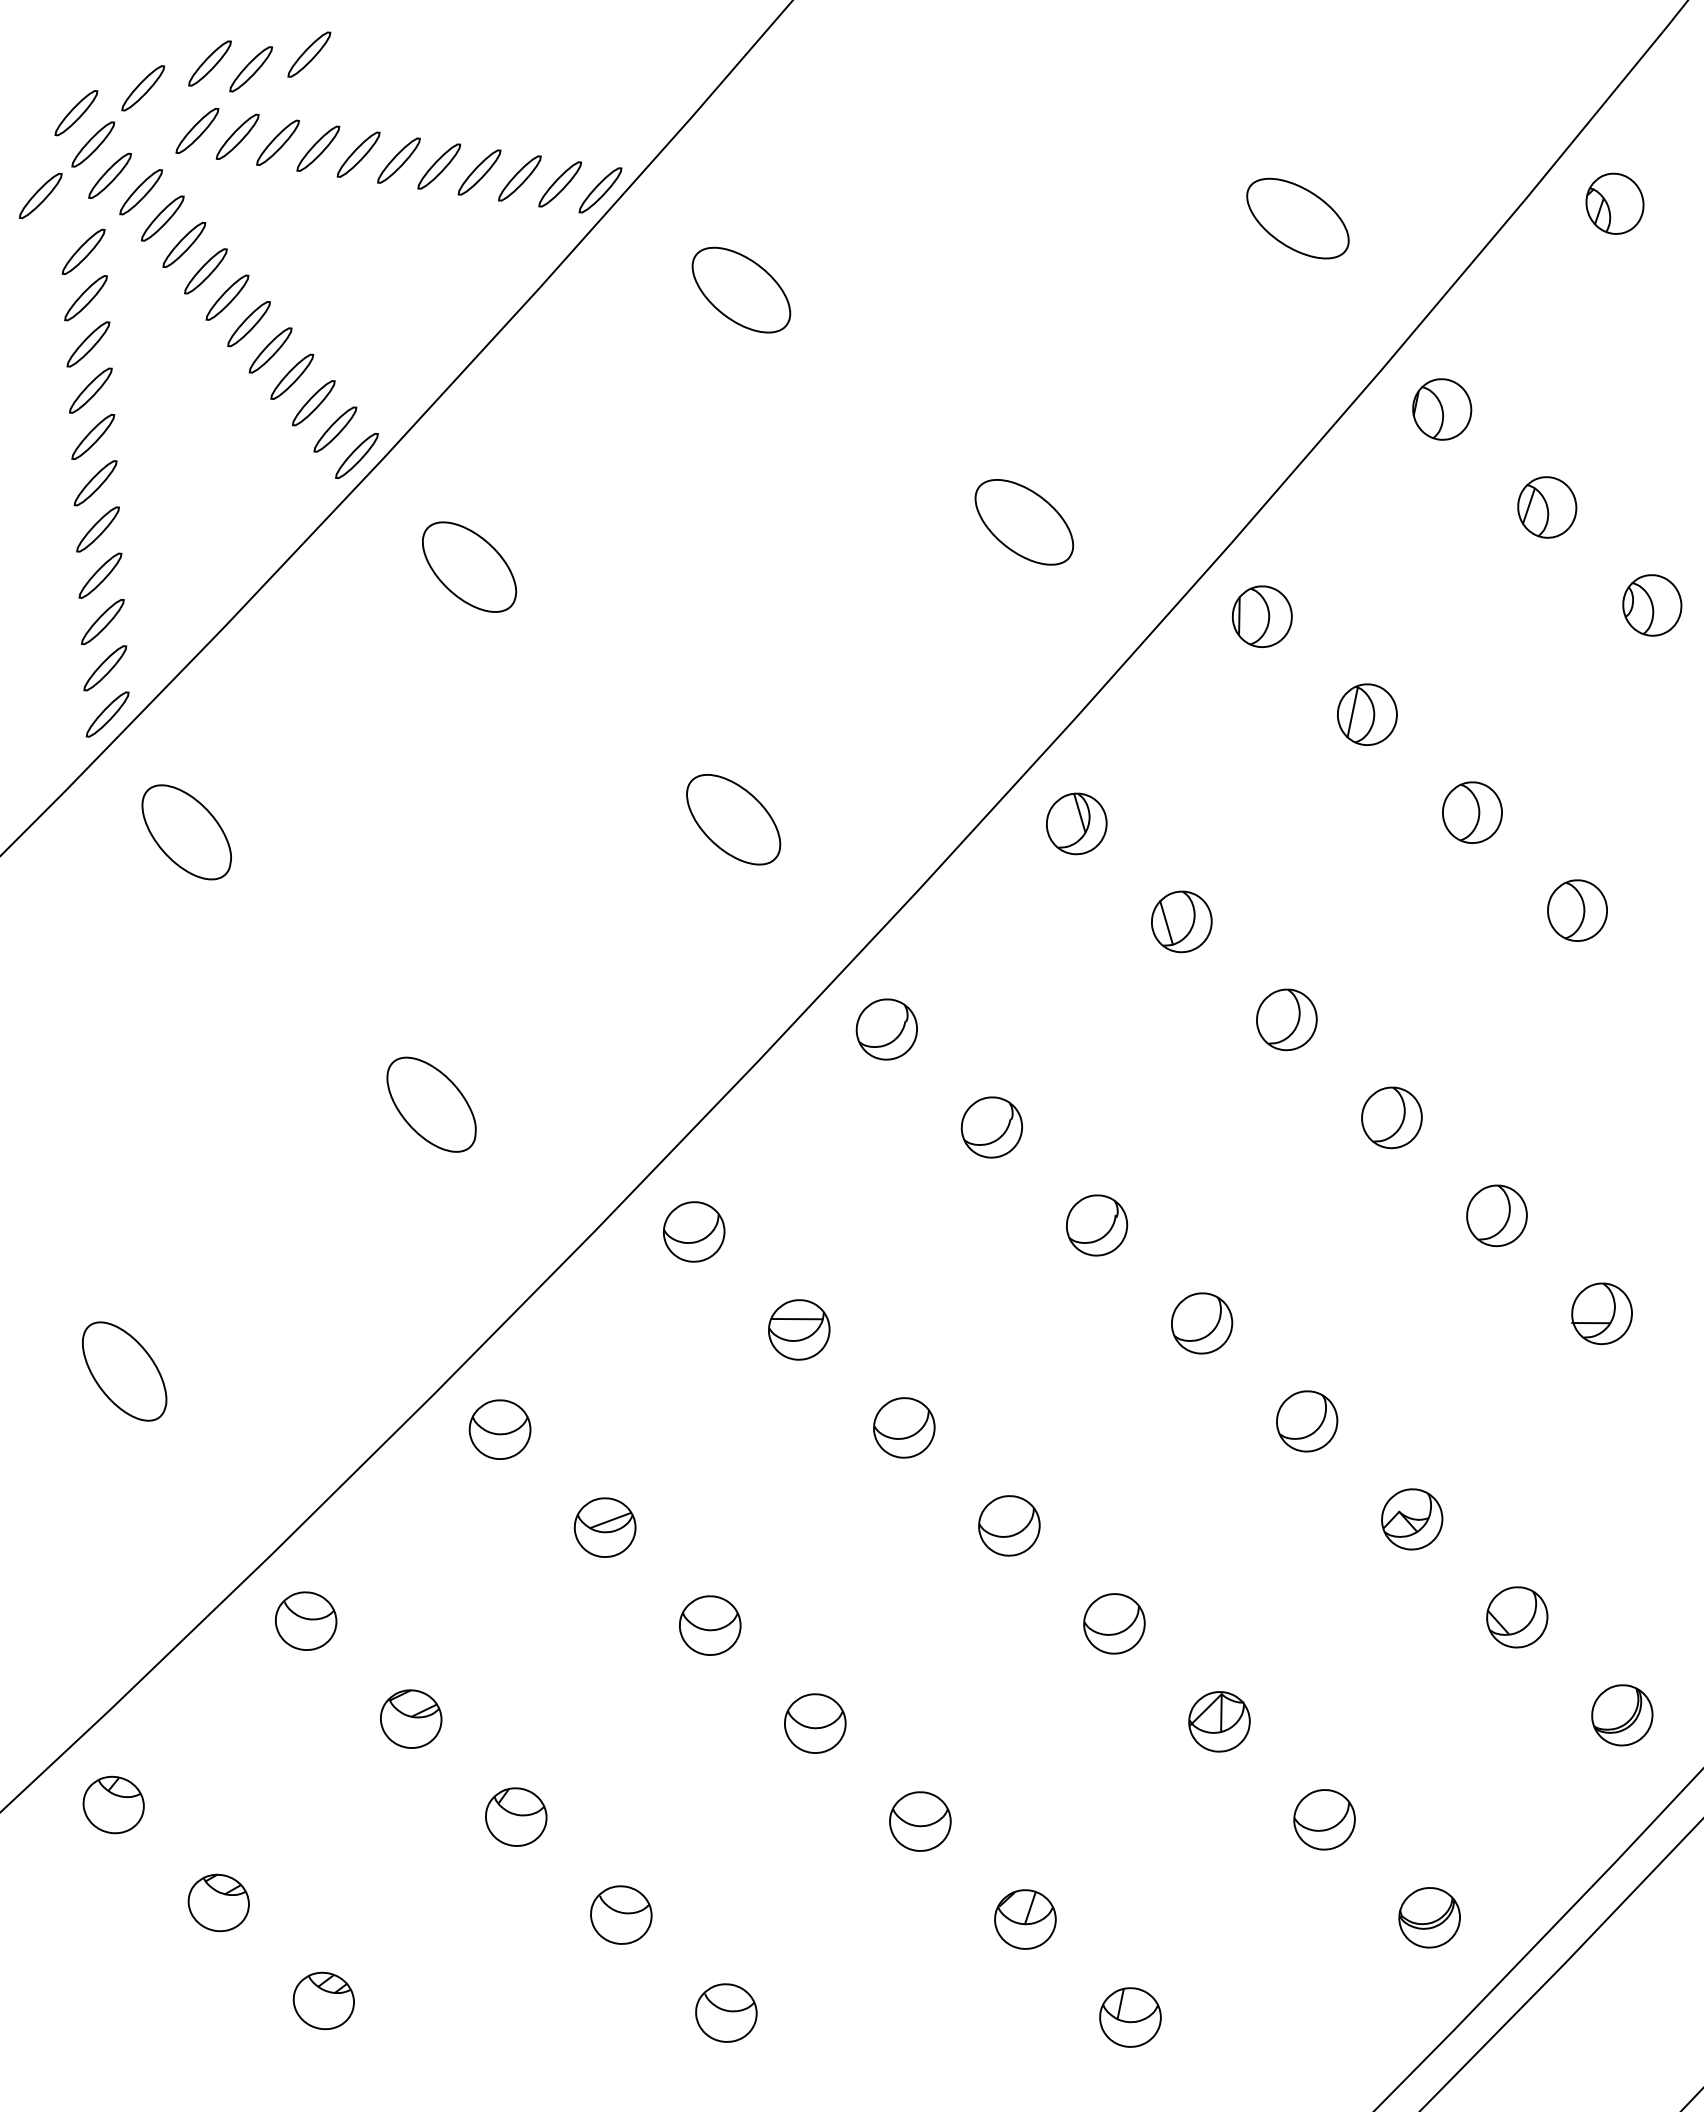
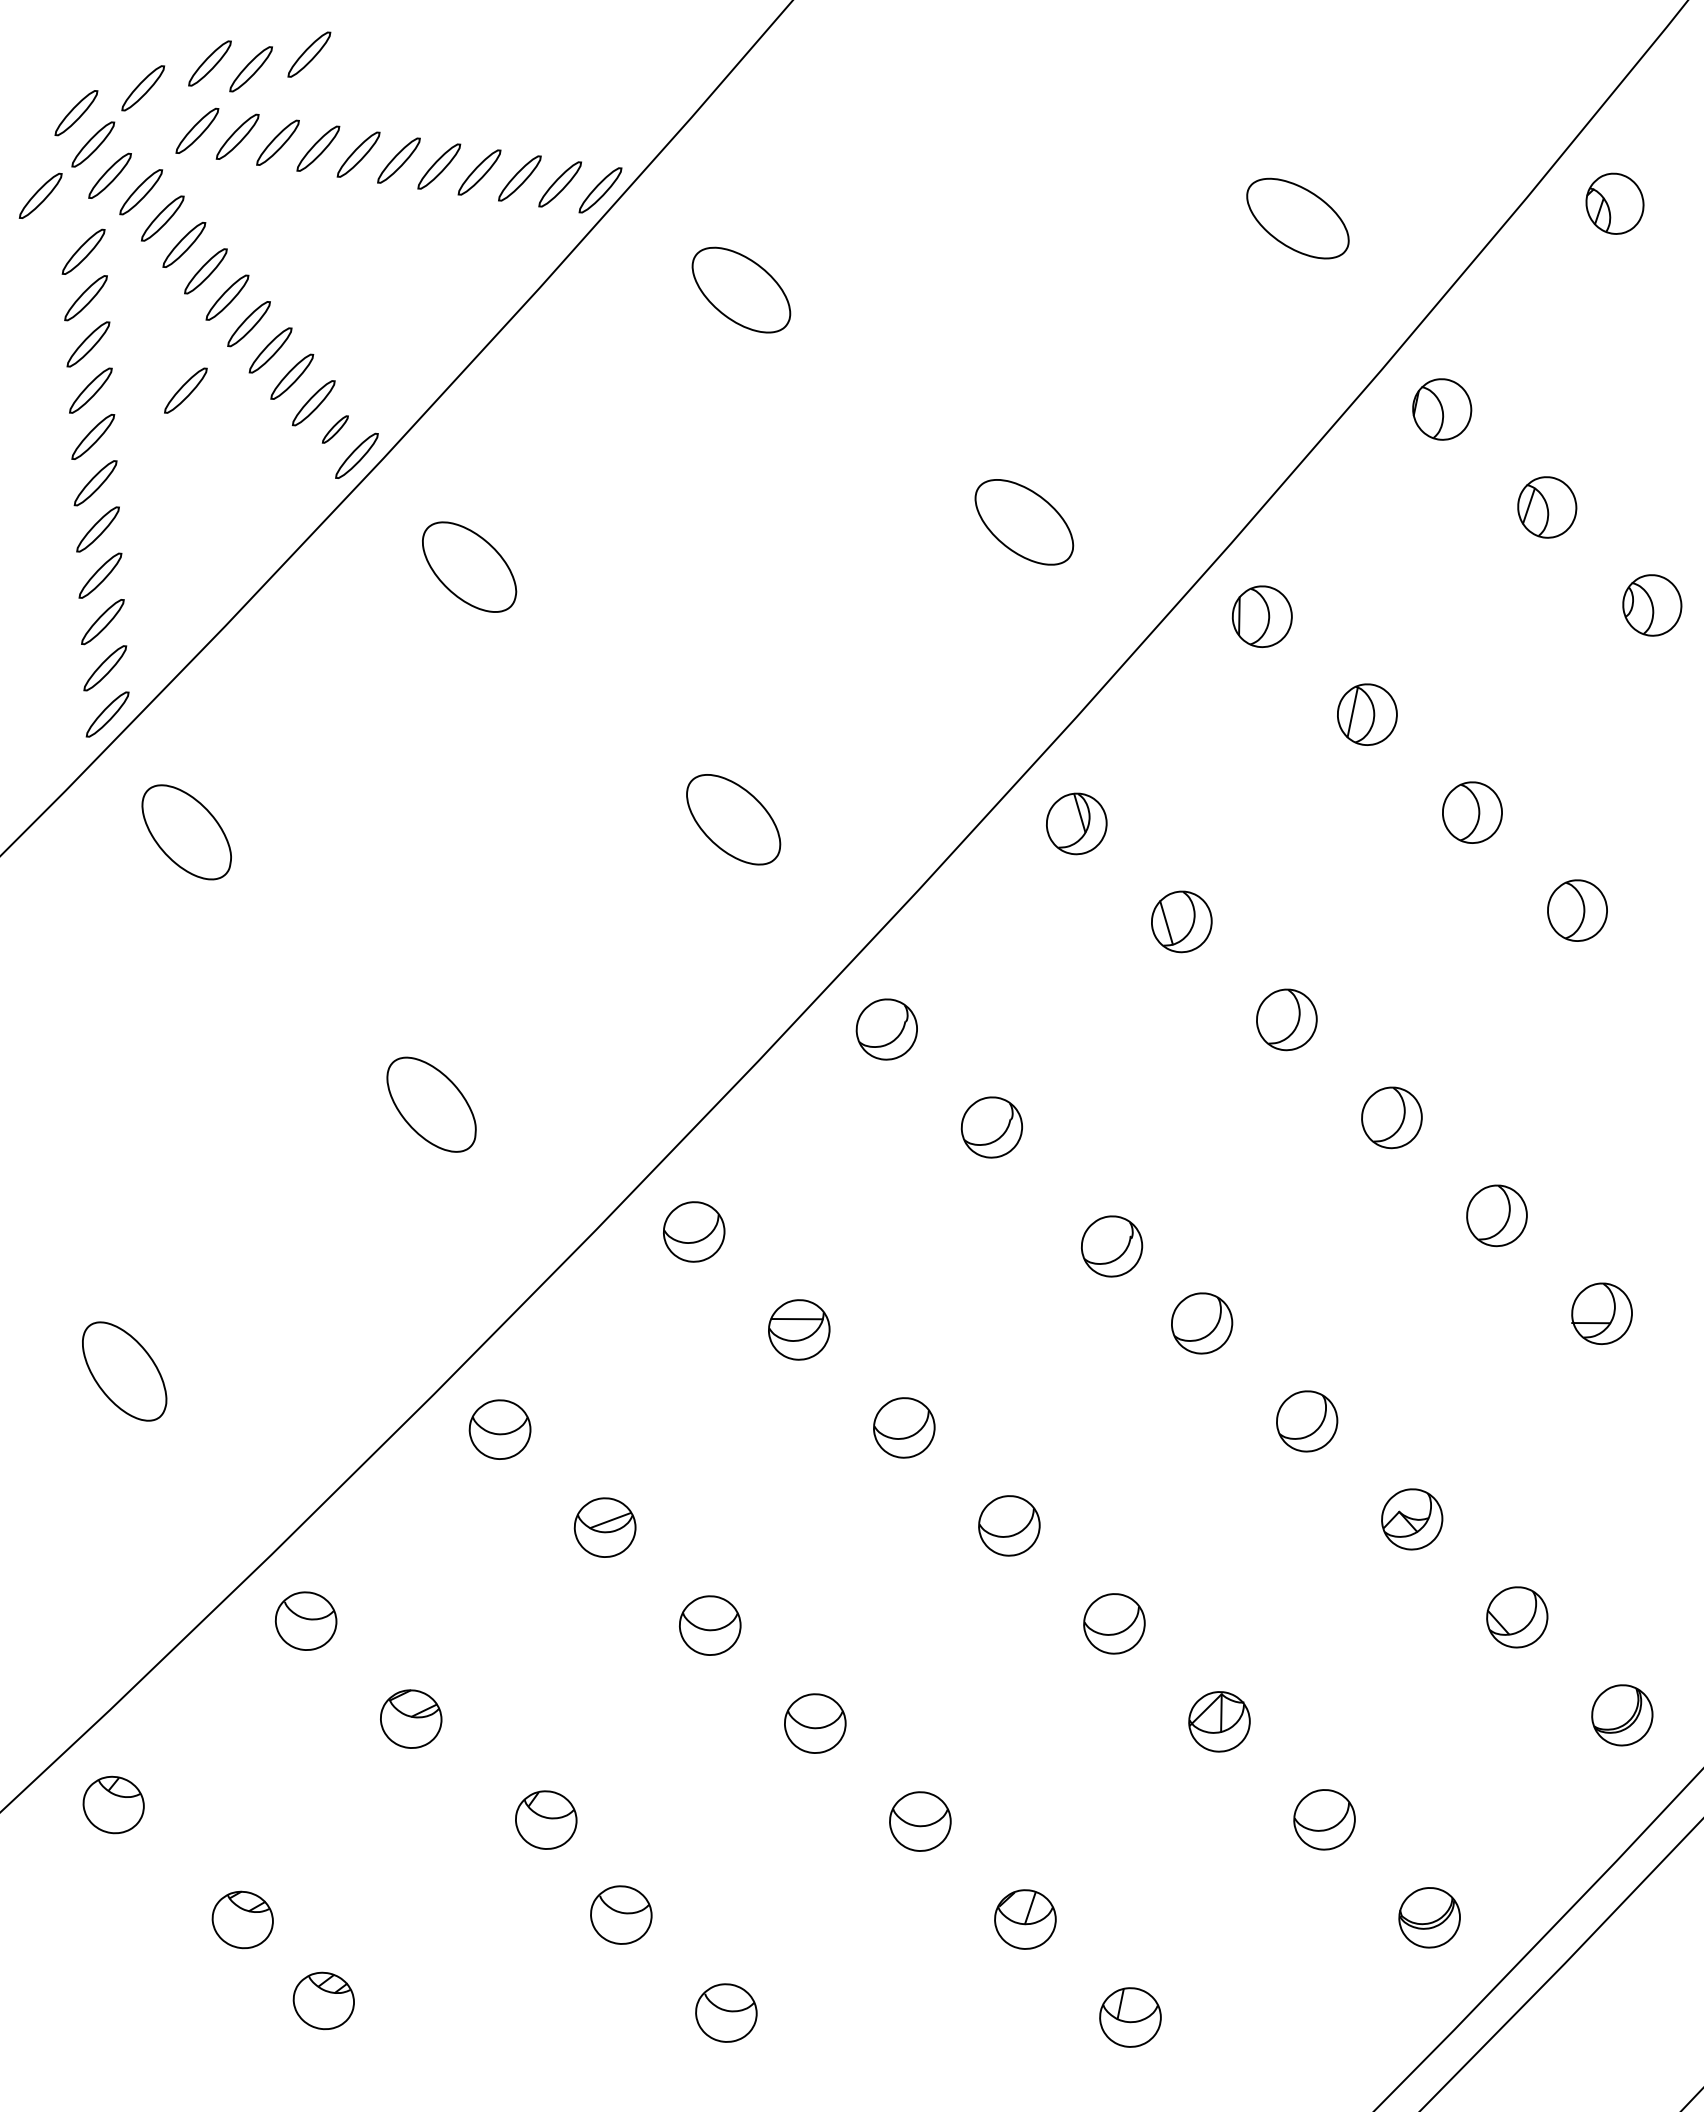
part: none -> present (185, 390)
part size: 45x47 px -> 27x29 px (335, 429)
part position: (1097, 1225) -> (1112, 1246) (1112, 1246)
part position: (516, 1816) -> (546, 1819) (546, 1819)
part position: (218, 1902) -> (242, 1919) (242, 1919)
